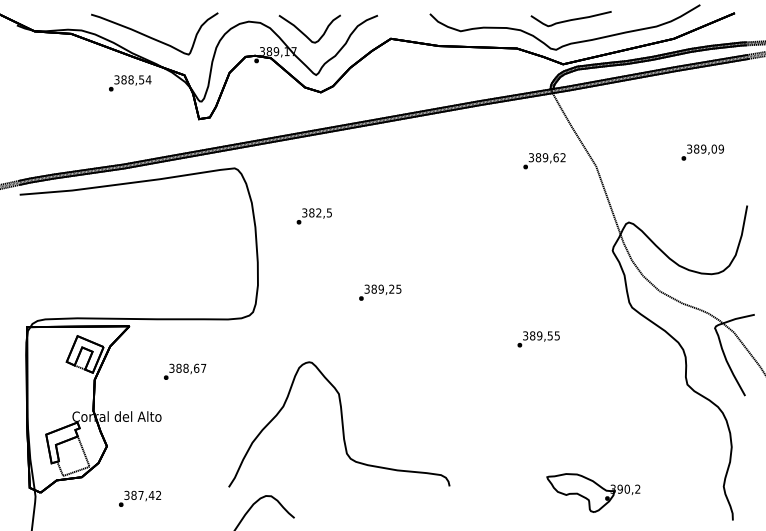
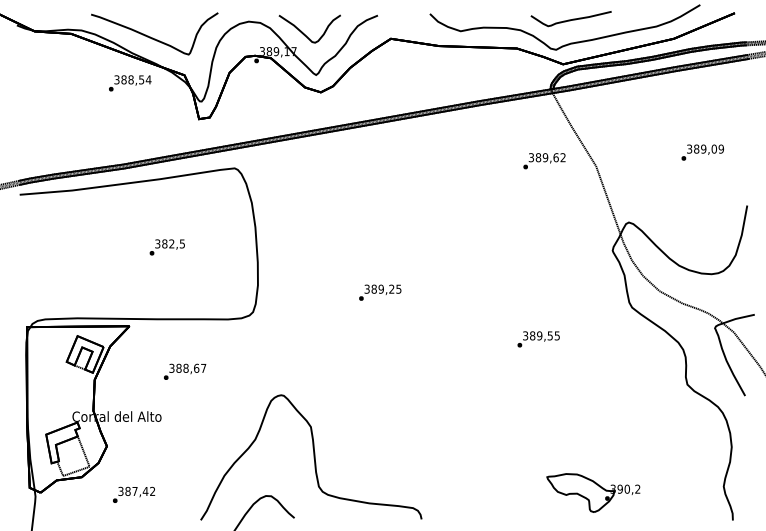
text position: (313, 216) -> (166, 247) (166, 247)
curve position: (341, 424) -> (313, 457) (313, 457)
text position: (140, 498) -> (134, 494) (134, 494)
